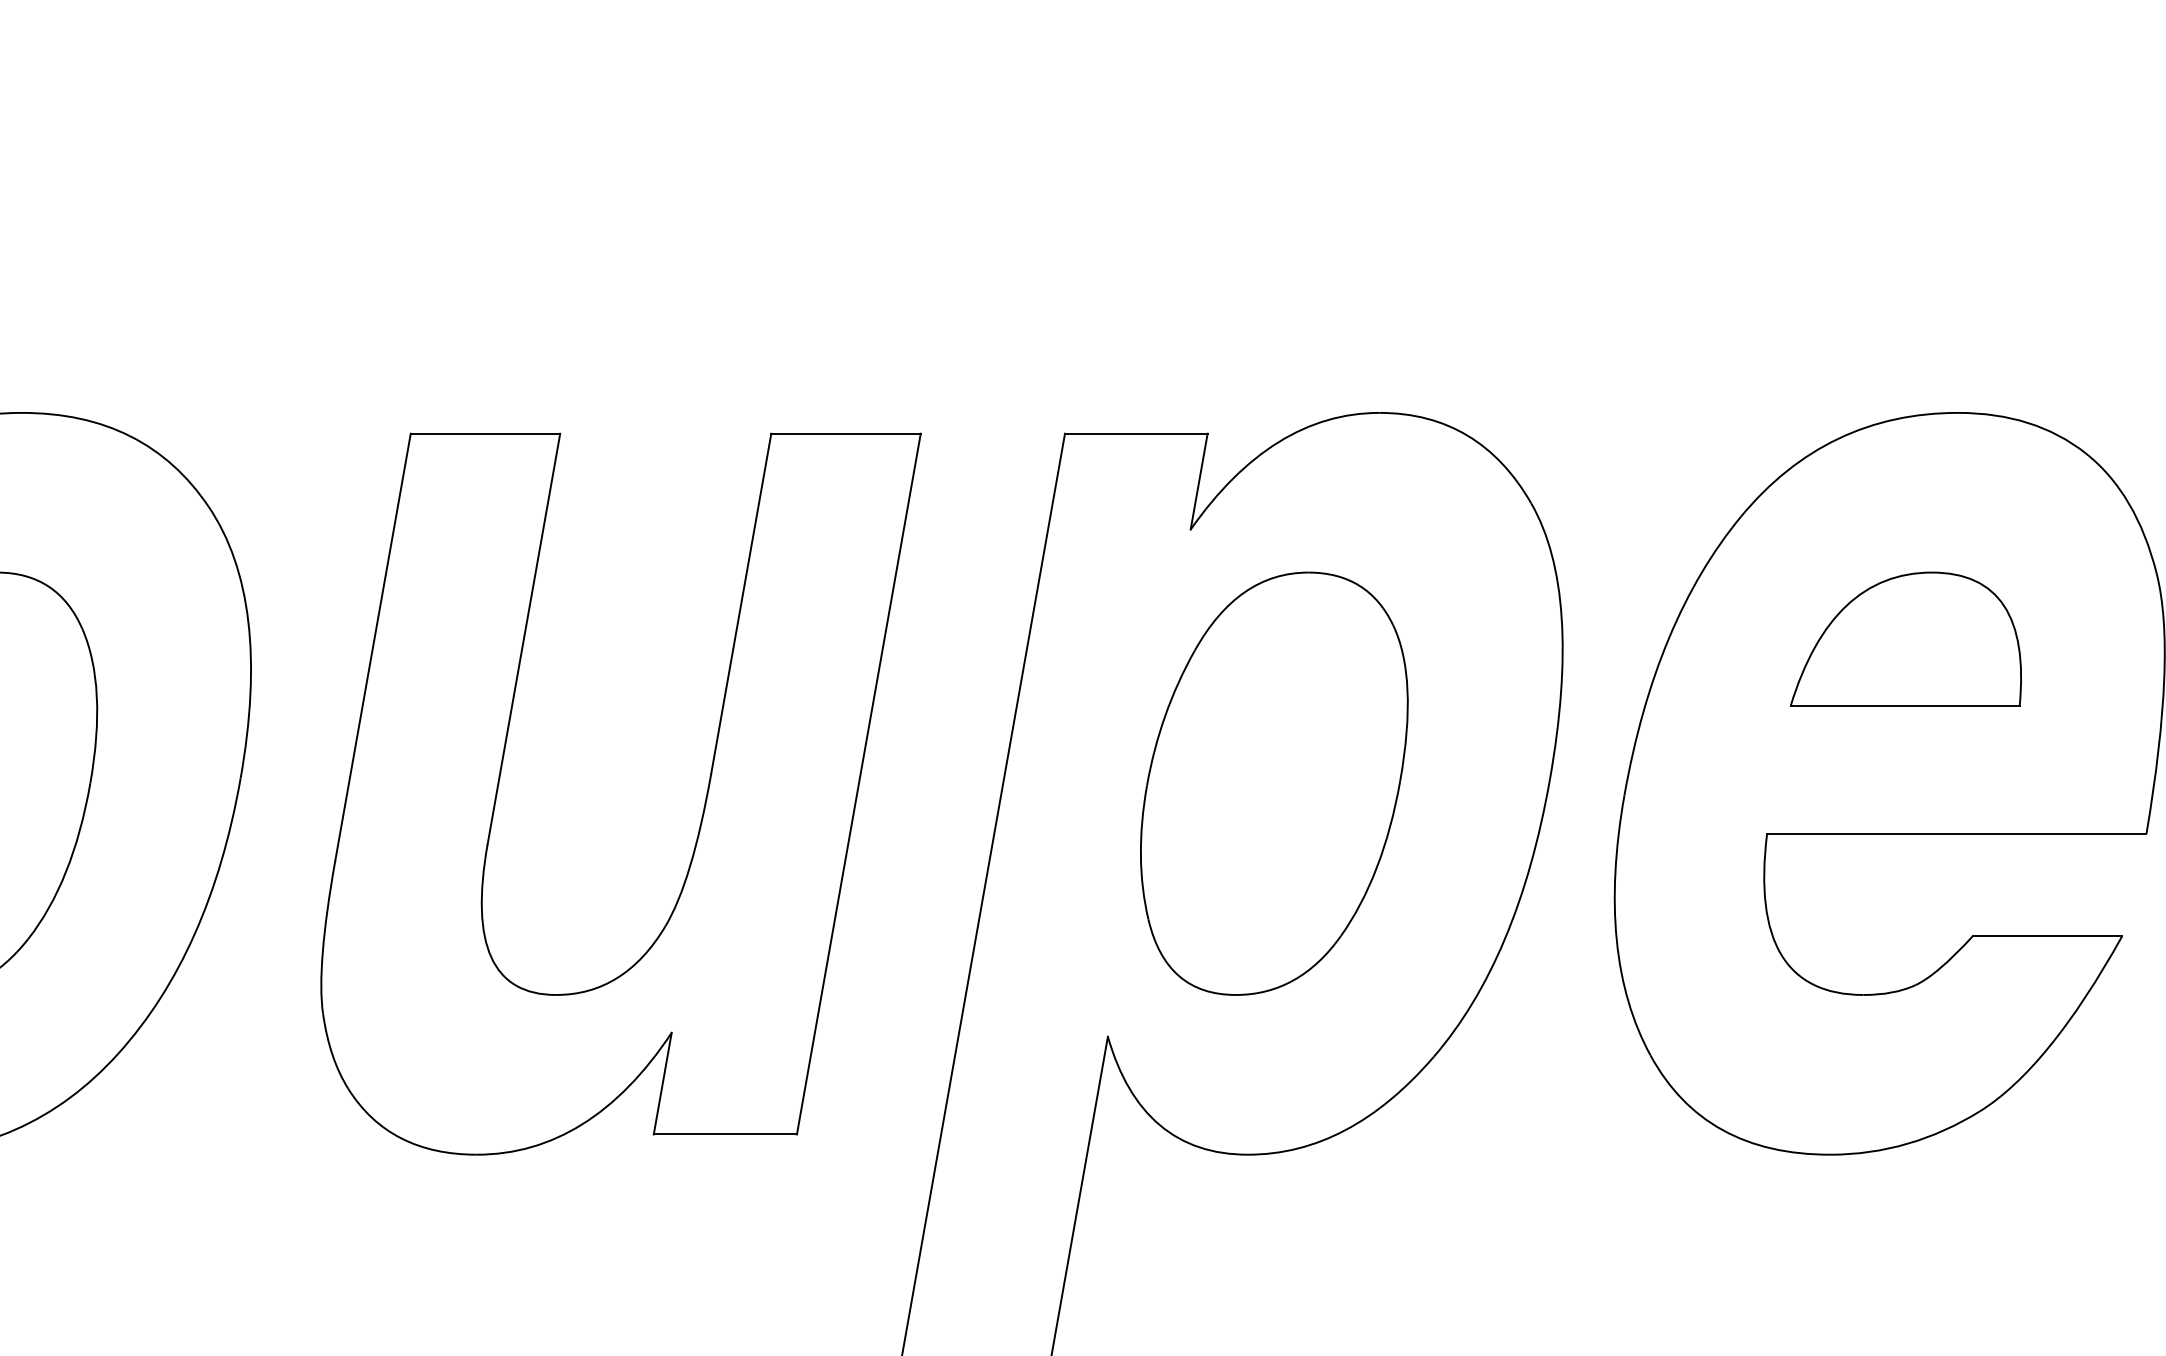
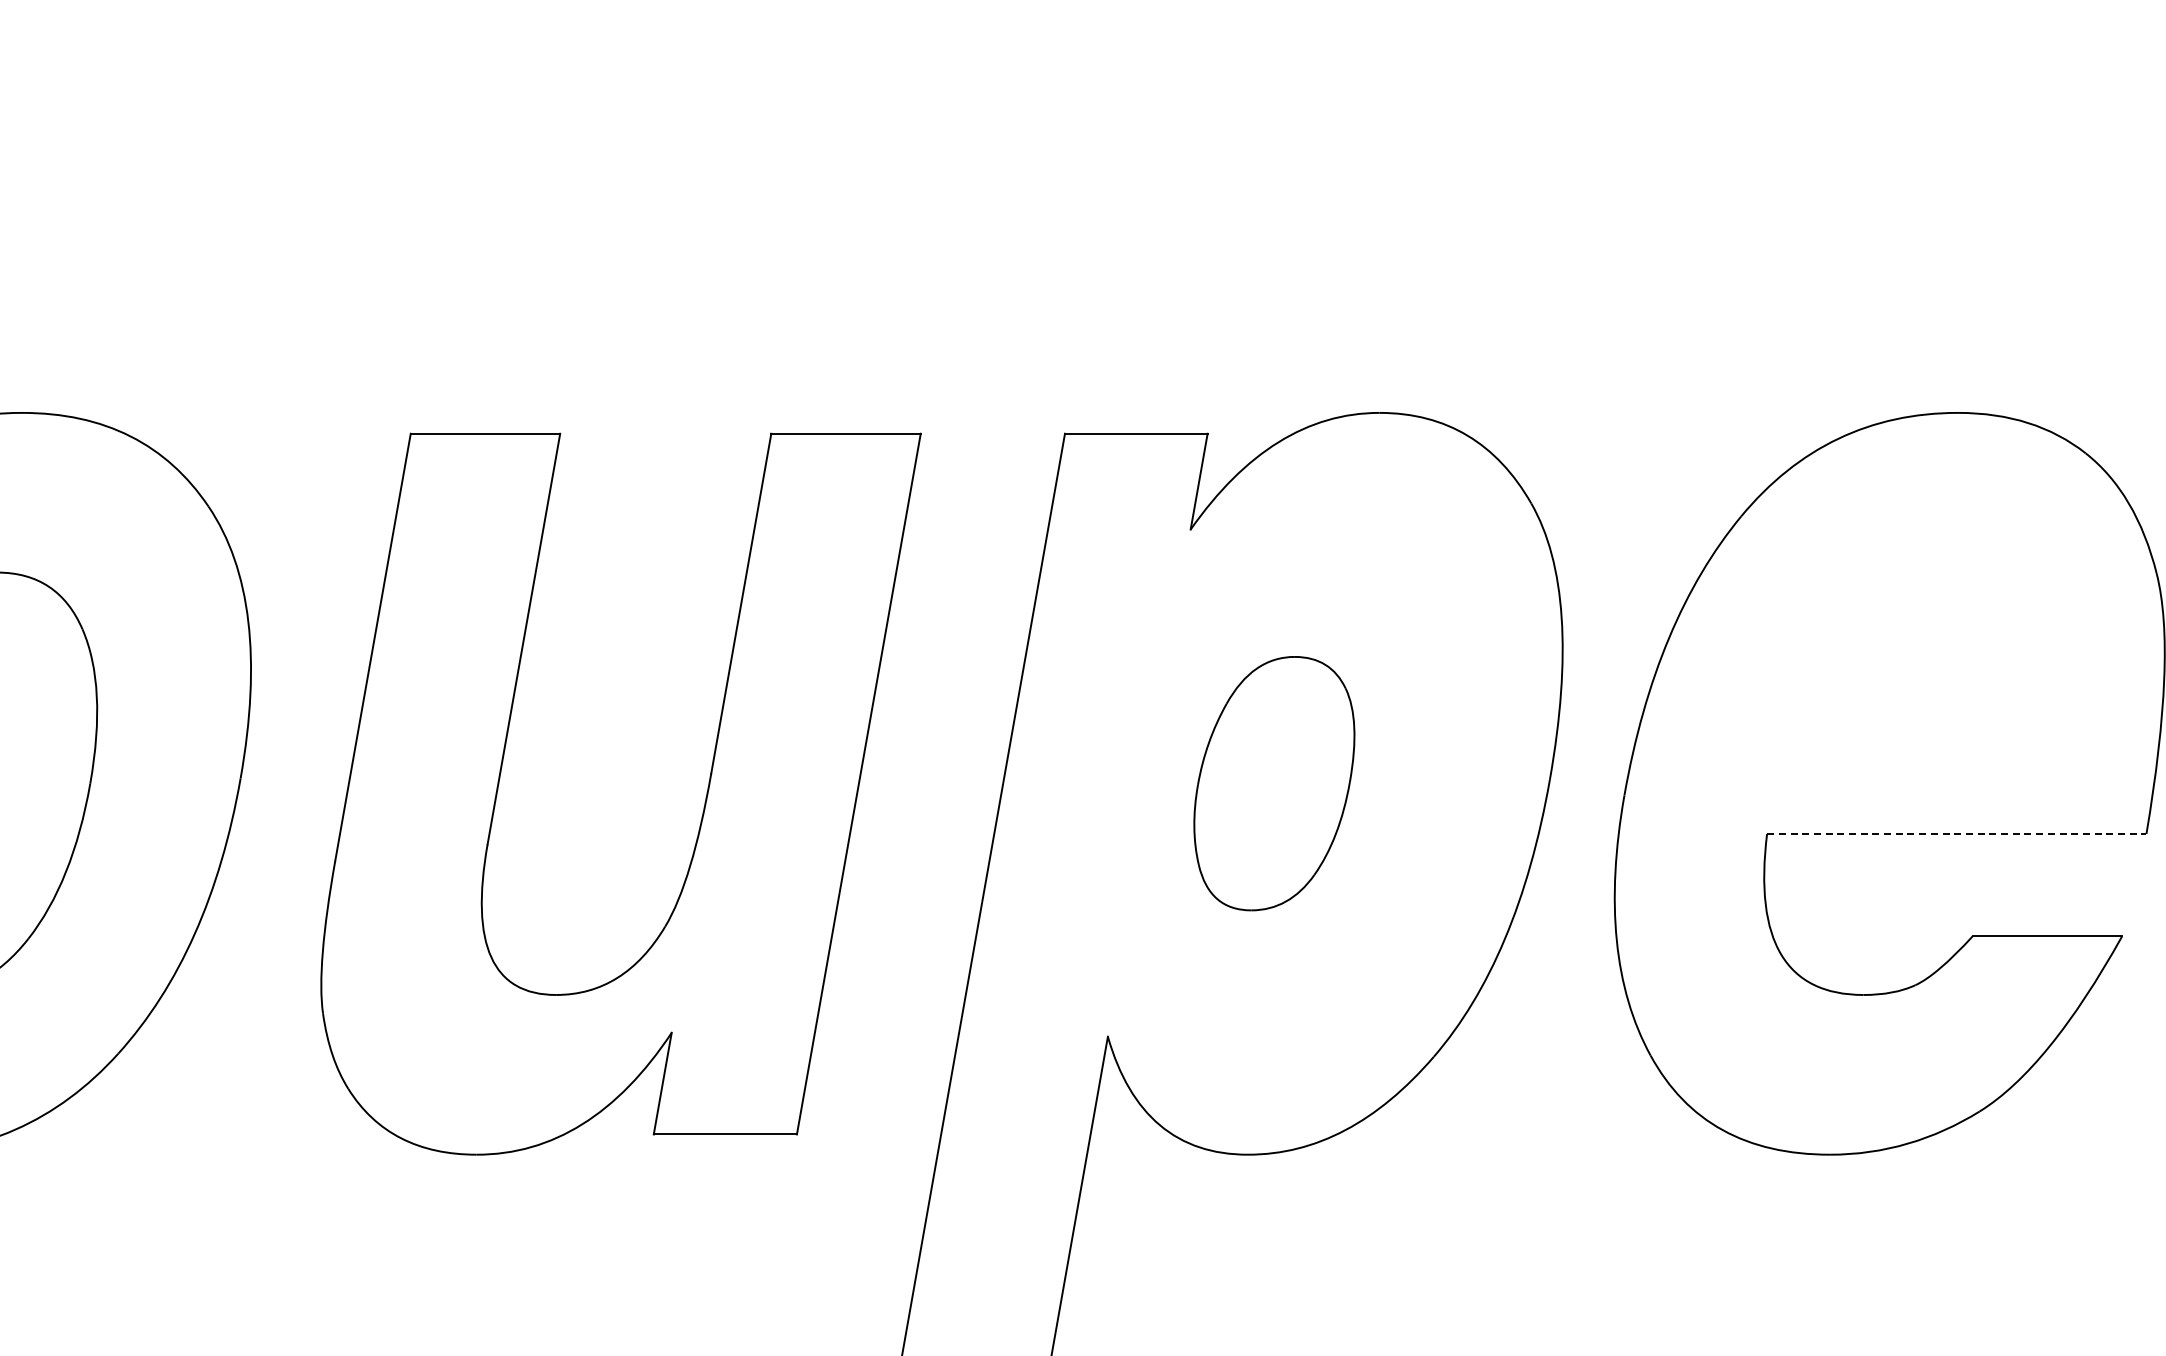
part: present -> none (1905, 638)
part size: 269x425 px -> 163x256 px (1274, 783)
line: solid -> dashed (1956, 833)
